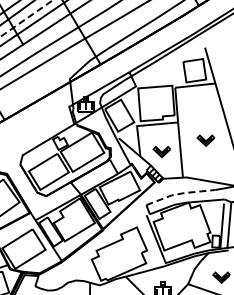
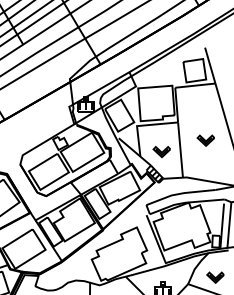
line: dashed -> solid (26, 18)
line: dashed -> solid (180, 193)
part position: (221, 277) -> (215, 277) (215, 277)
